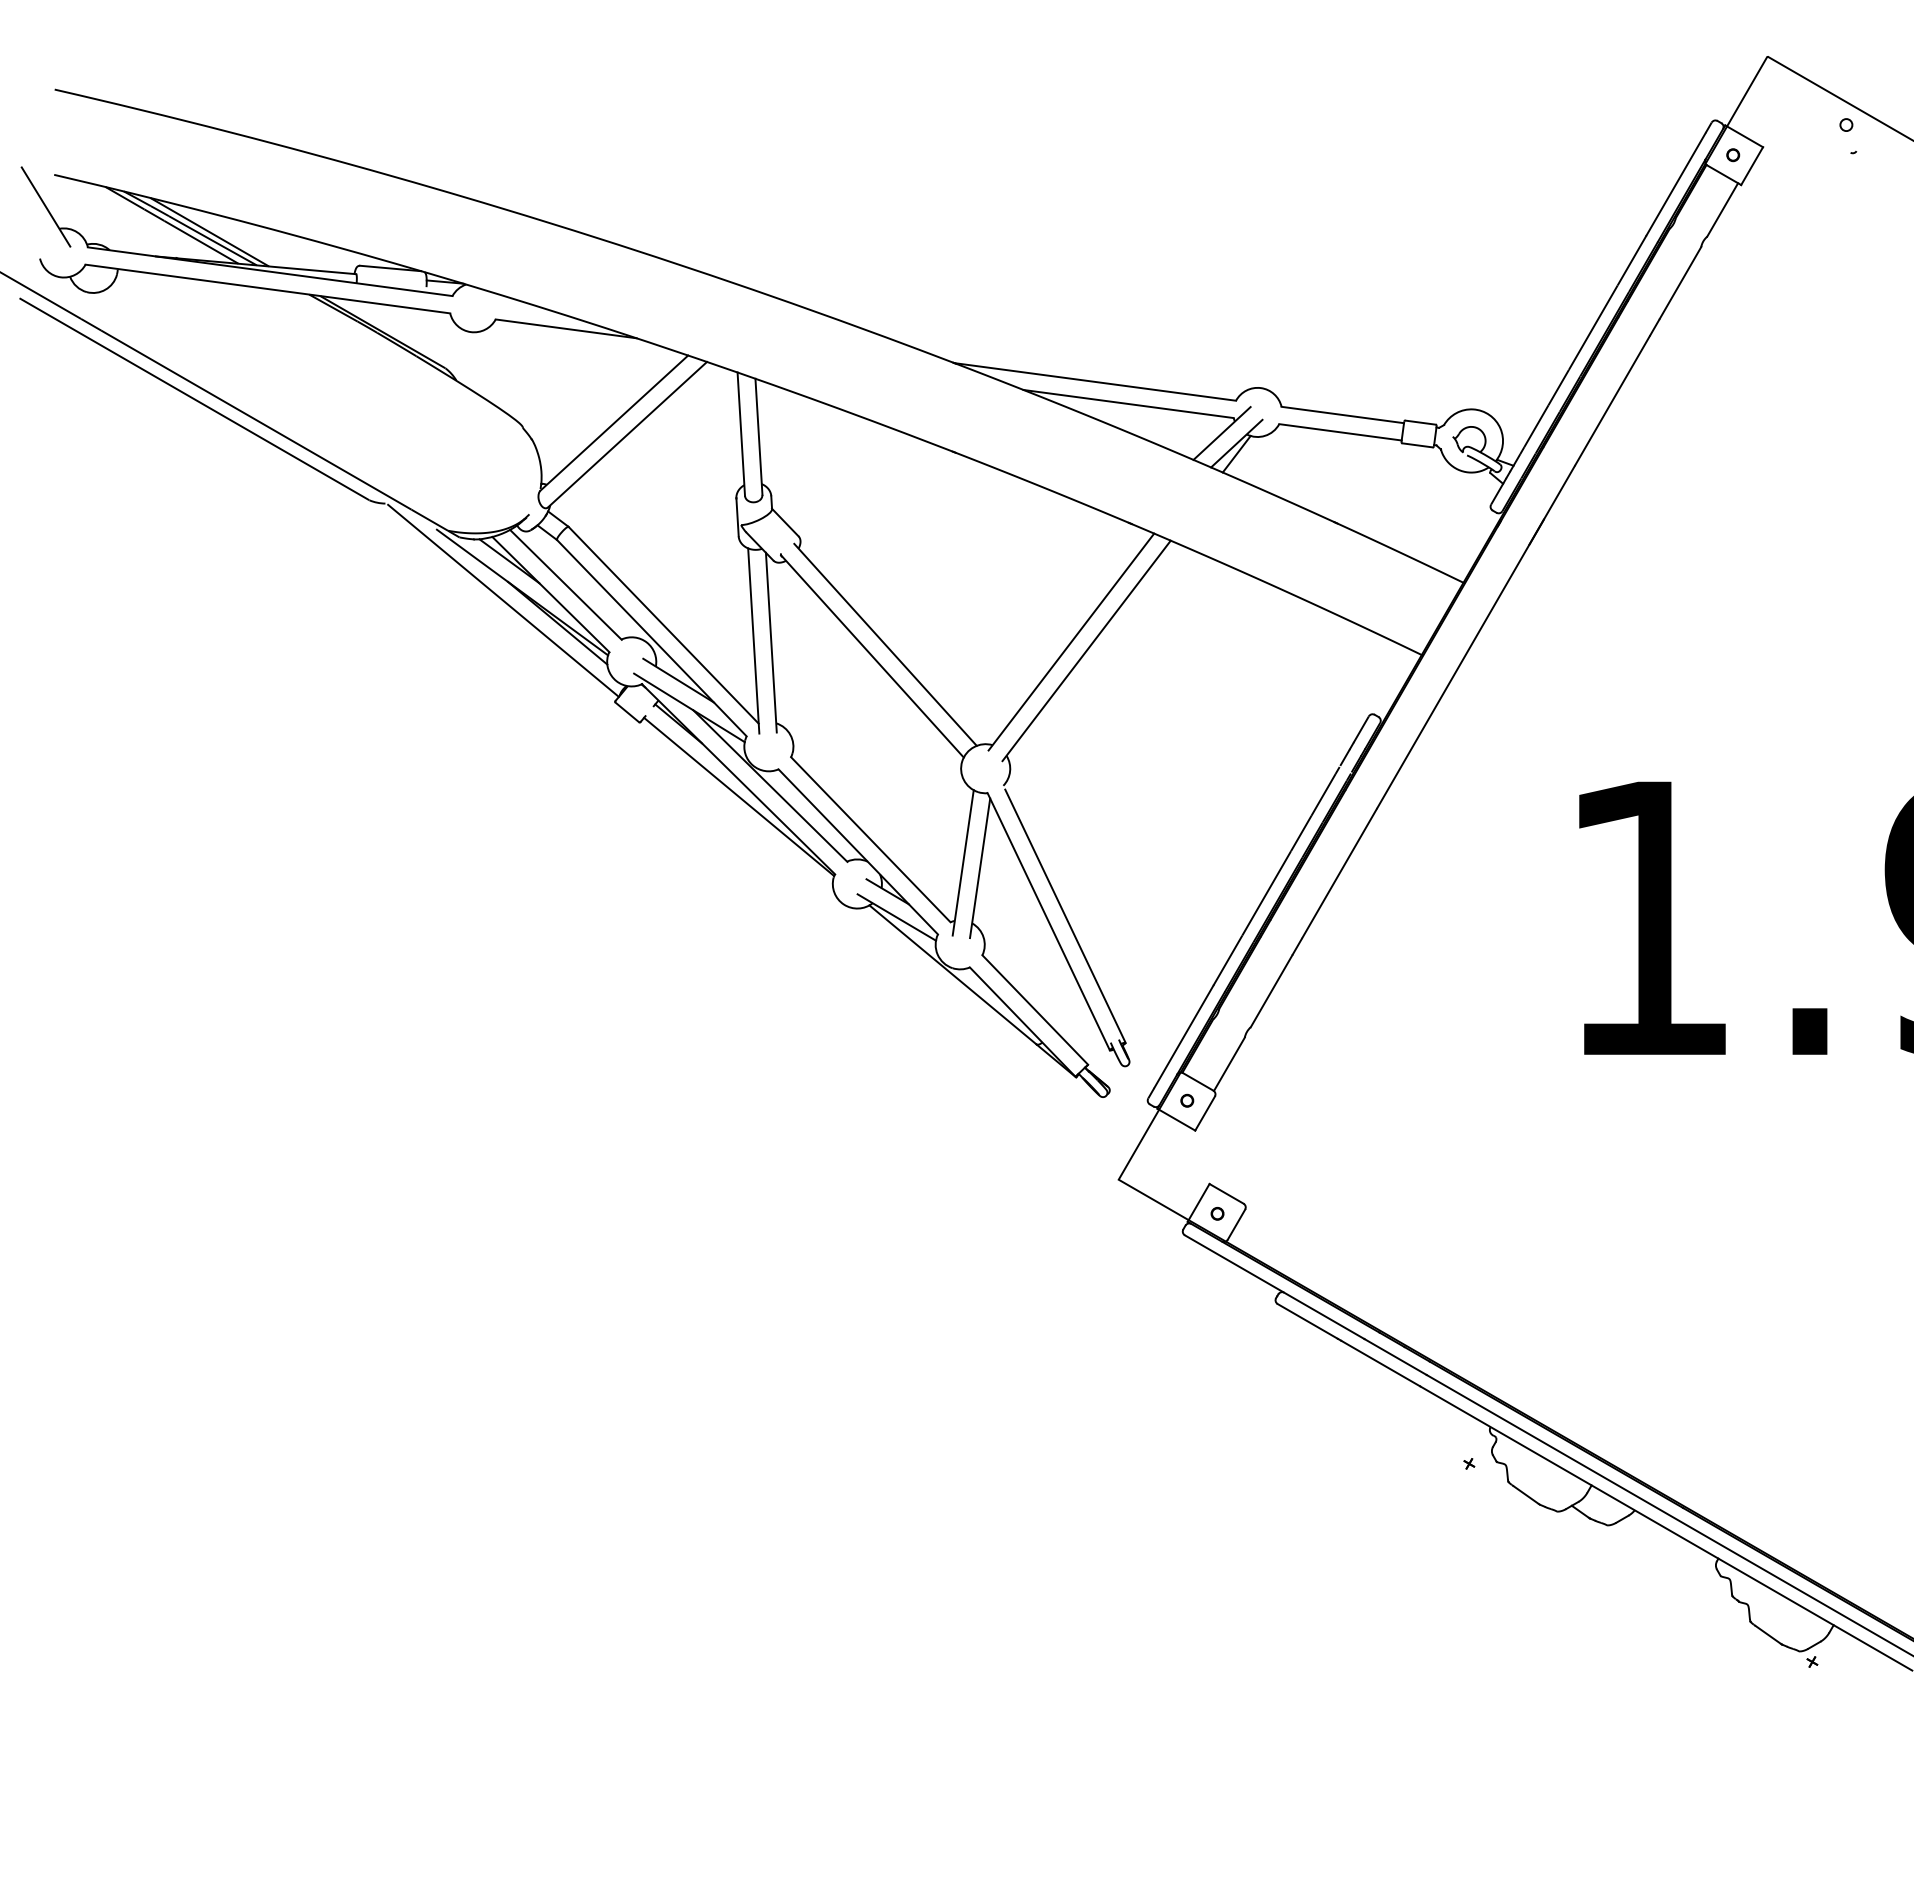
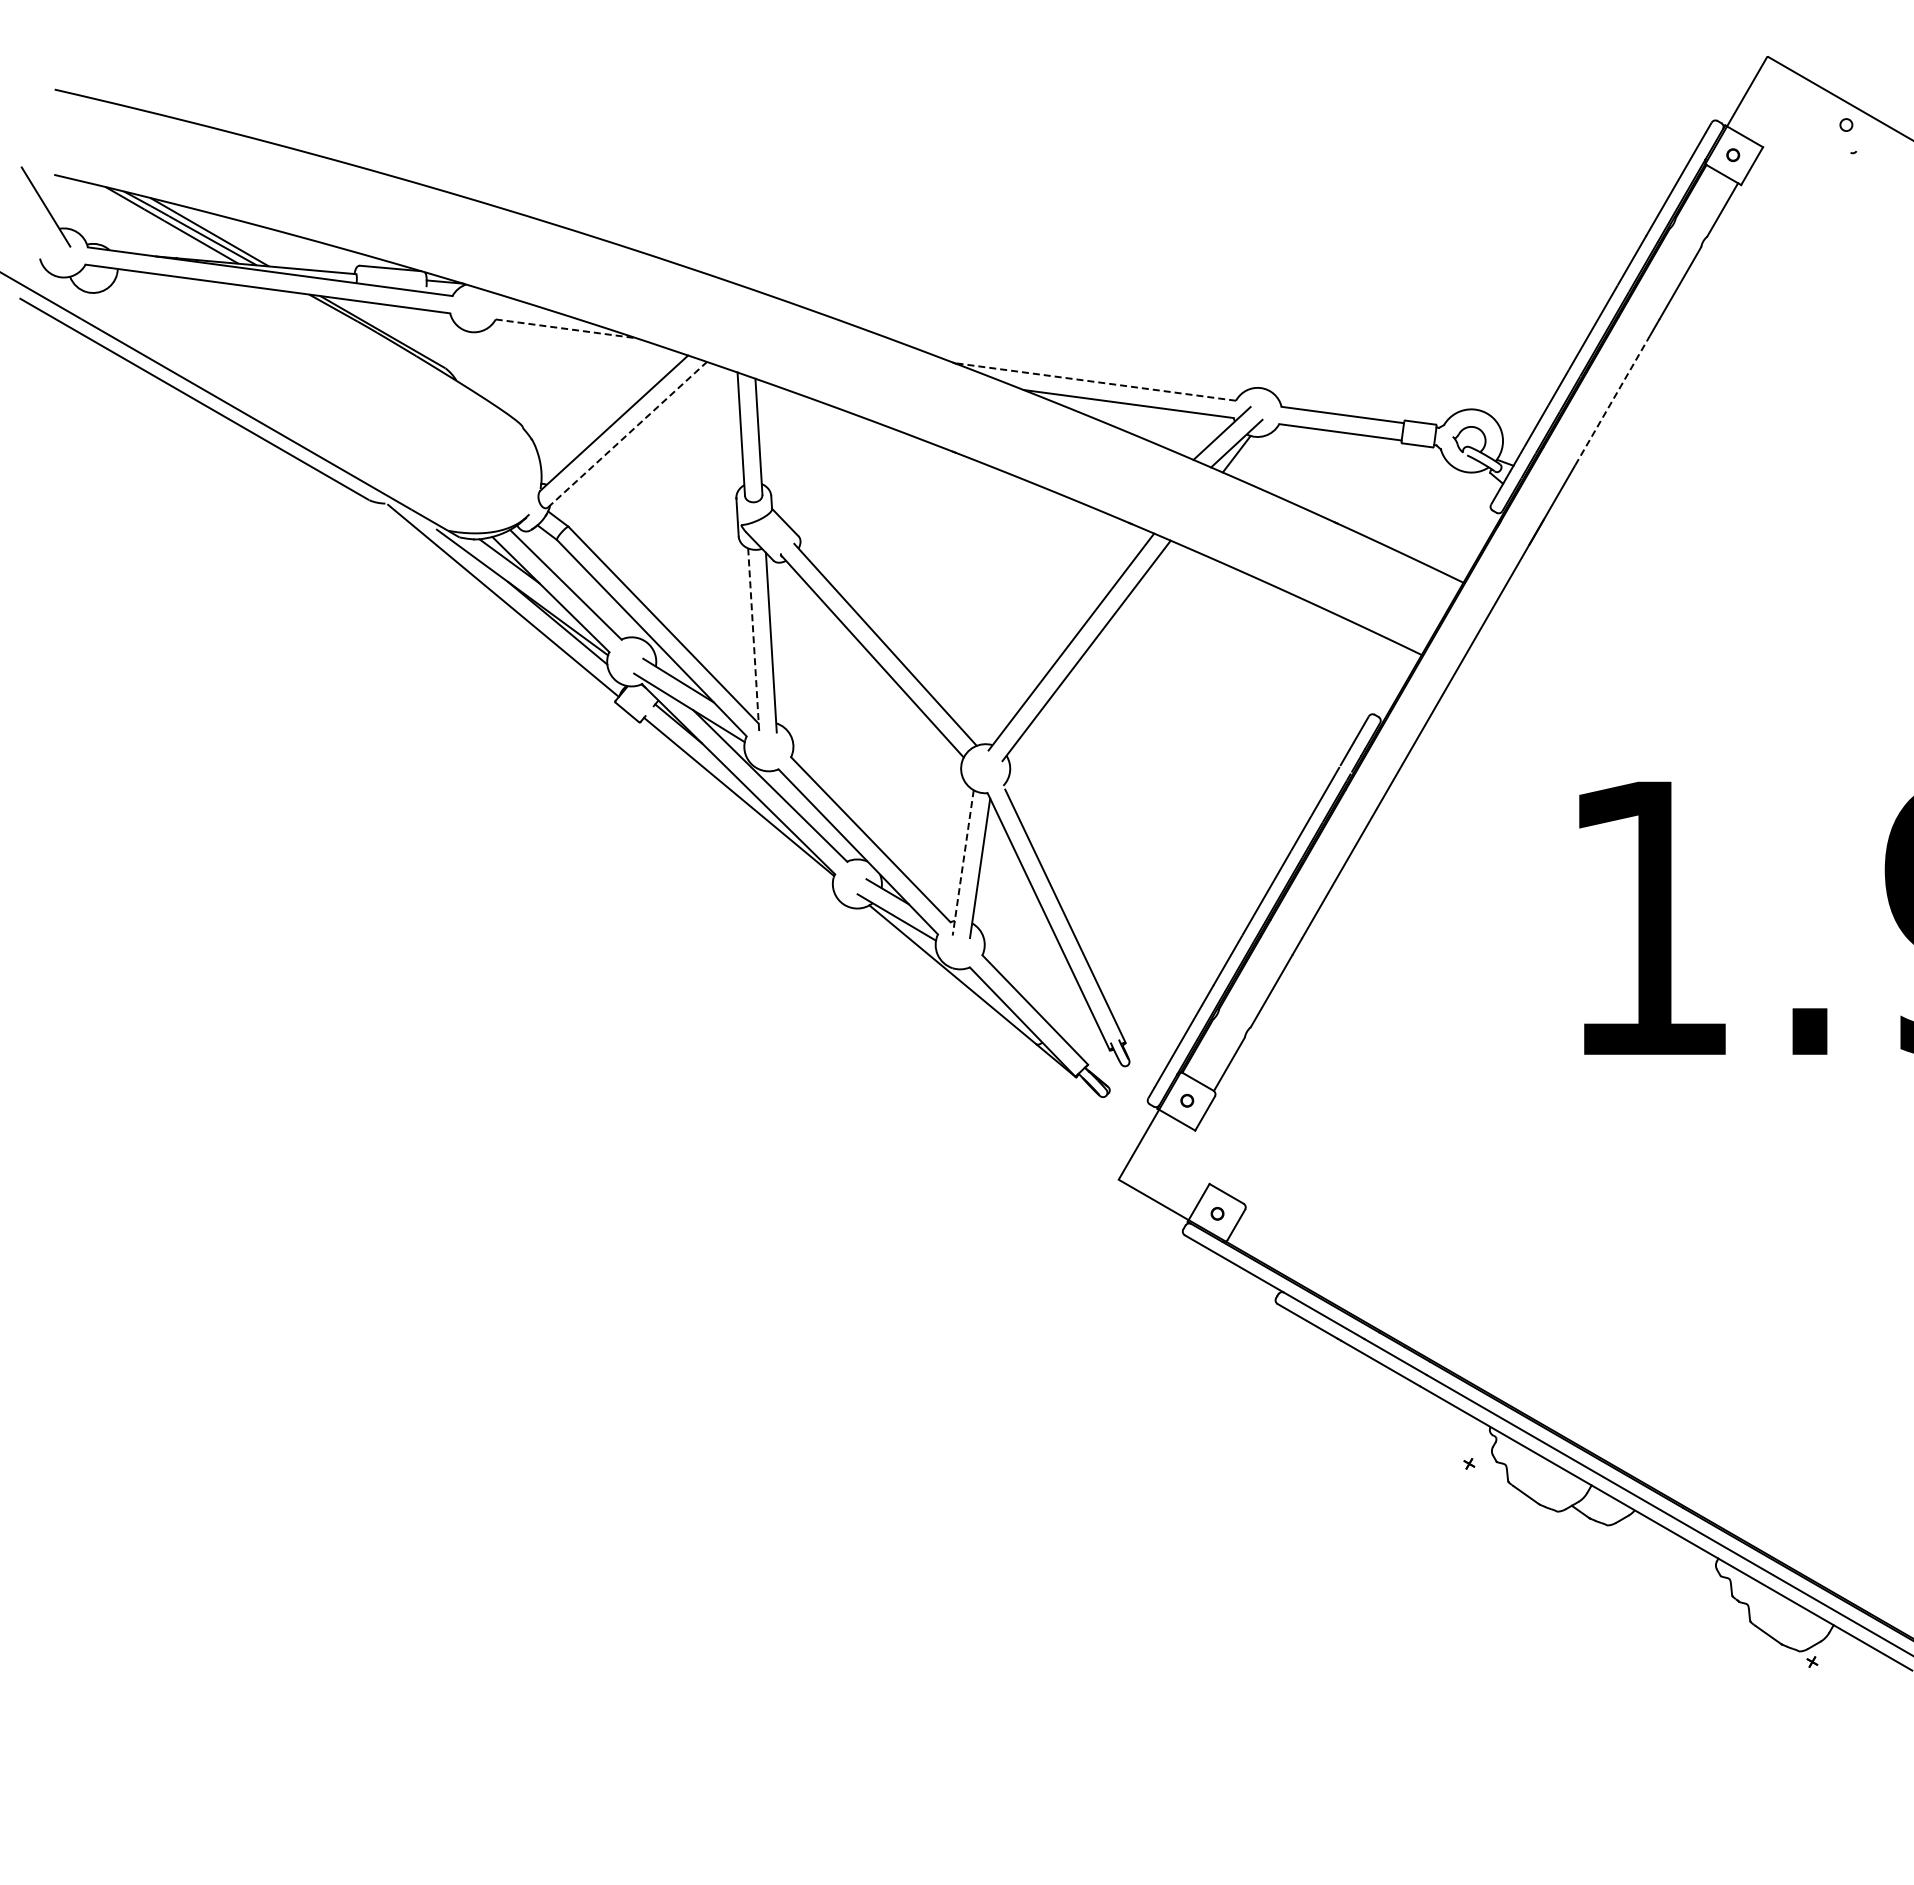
line: solid -> dashed (566, 328)
line: solid -> dashed (1094, 381)
line: solid -> dashed (1612, 400)
line: solid -> dashed (627, 434)
line: solid -> dashed (753, 640)
line: solid -> dashed (963, 863)
